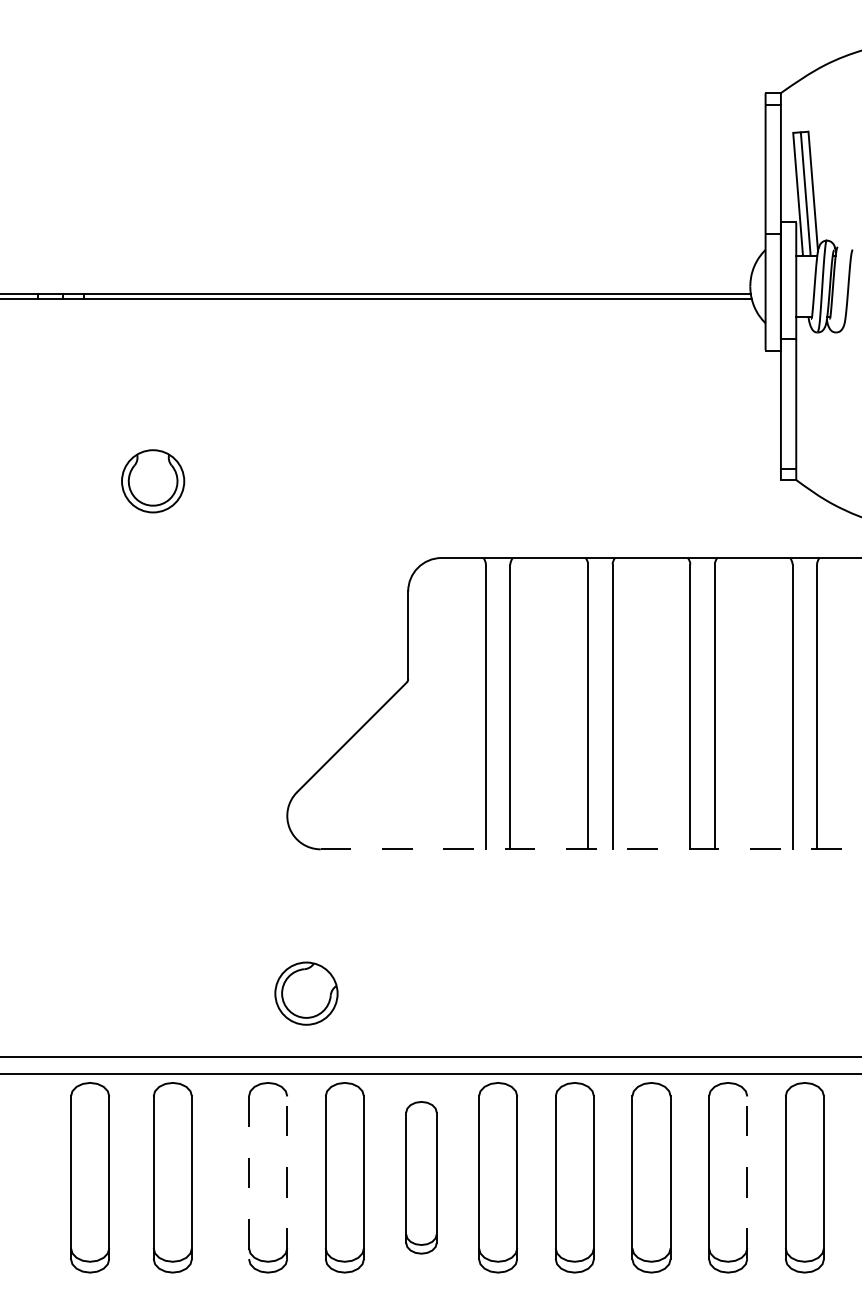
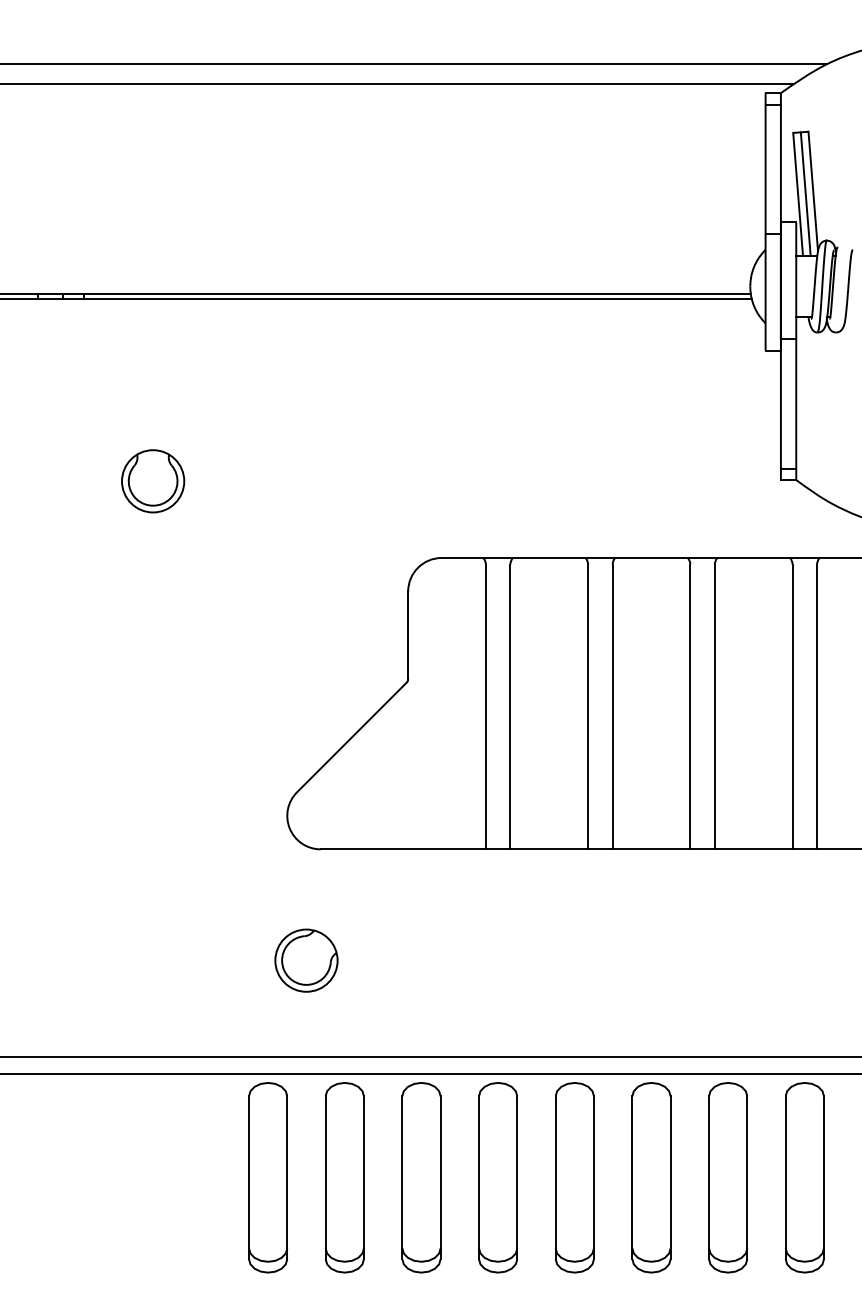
line: none -> present (414, 64)
line: none -> present (397, 84)
line: dashed -> solid (591, 849)
part position: (306, 993) -> (306, 960) (306, 960)
part: present -> none (90, 1177)
part: present -> none (172, 1177)
line: dashed -> solid (287, 1177)
part size: 33x154 px -> 41x192 px (421, 1177)
line: dashed -> solid (747, 1177)
line: dashed -> solid (248, 1178)
